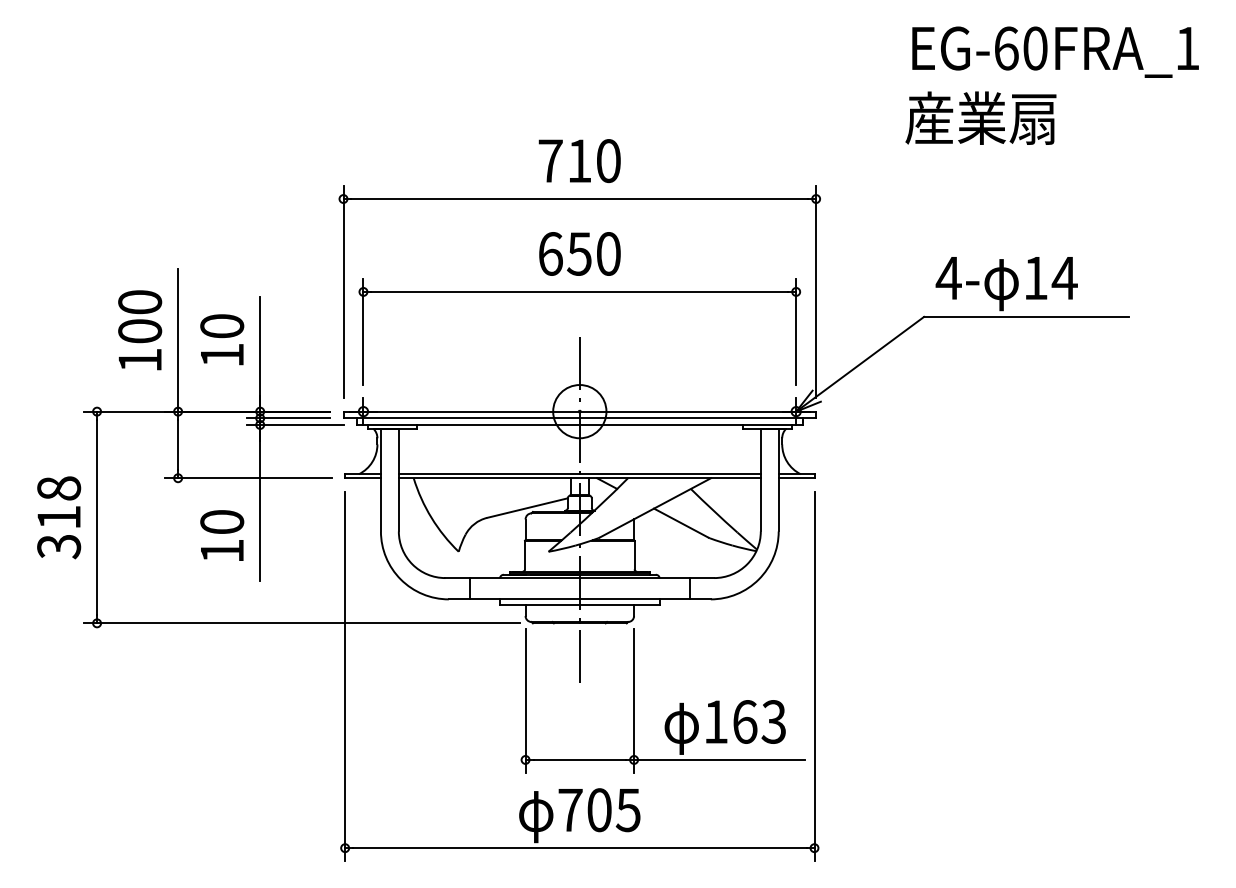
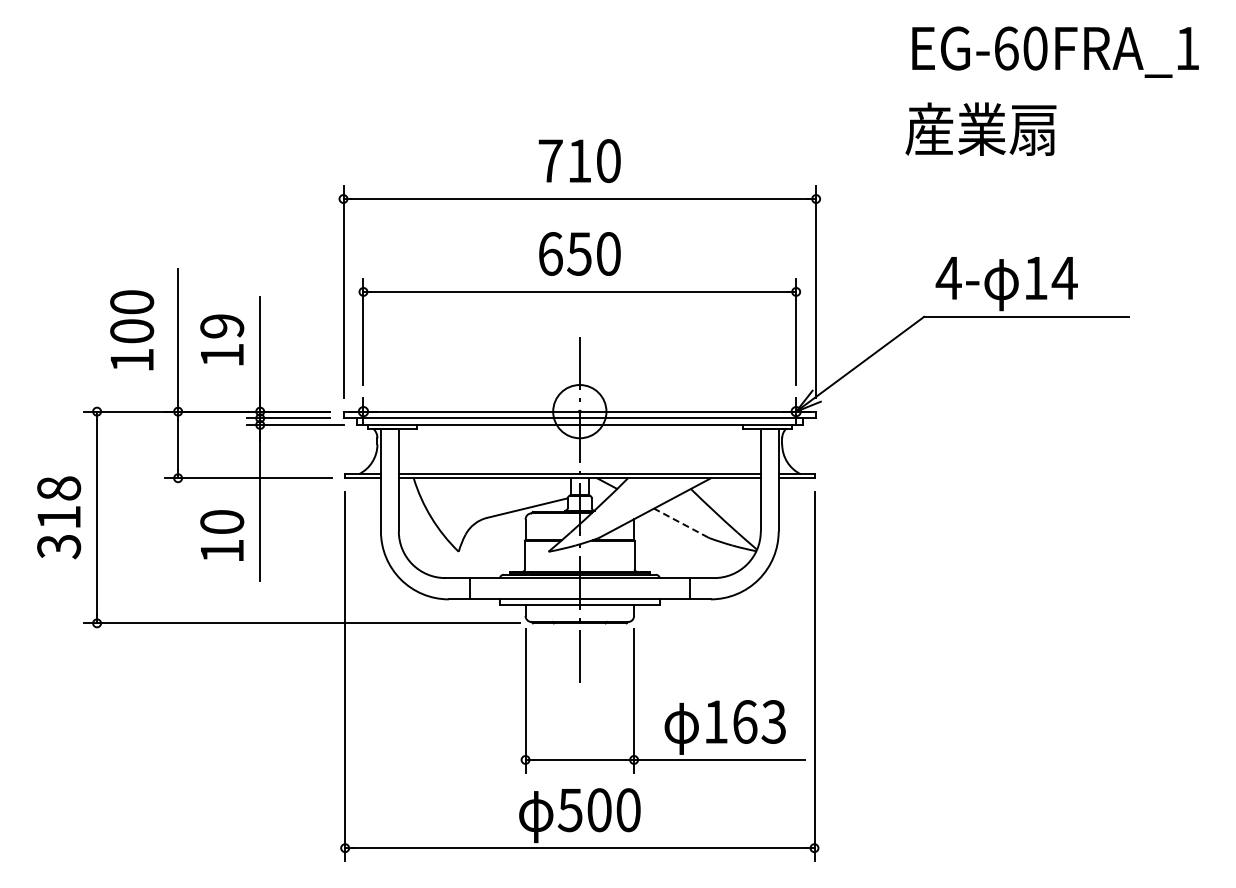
text position: (980, 117) -> (980, 128) (980, 128)
text: 10 -> 19 (222, 326)
text position: (140, 330) -> (132, 330) (132, 330)
line: solid -> dashed (681, 523)
text: 705 -> 500 (598, 810)
